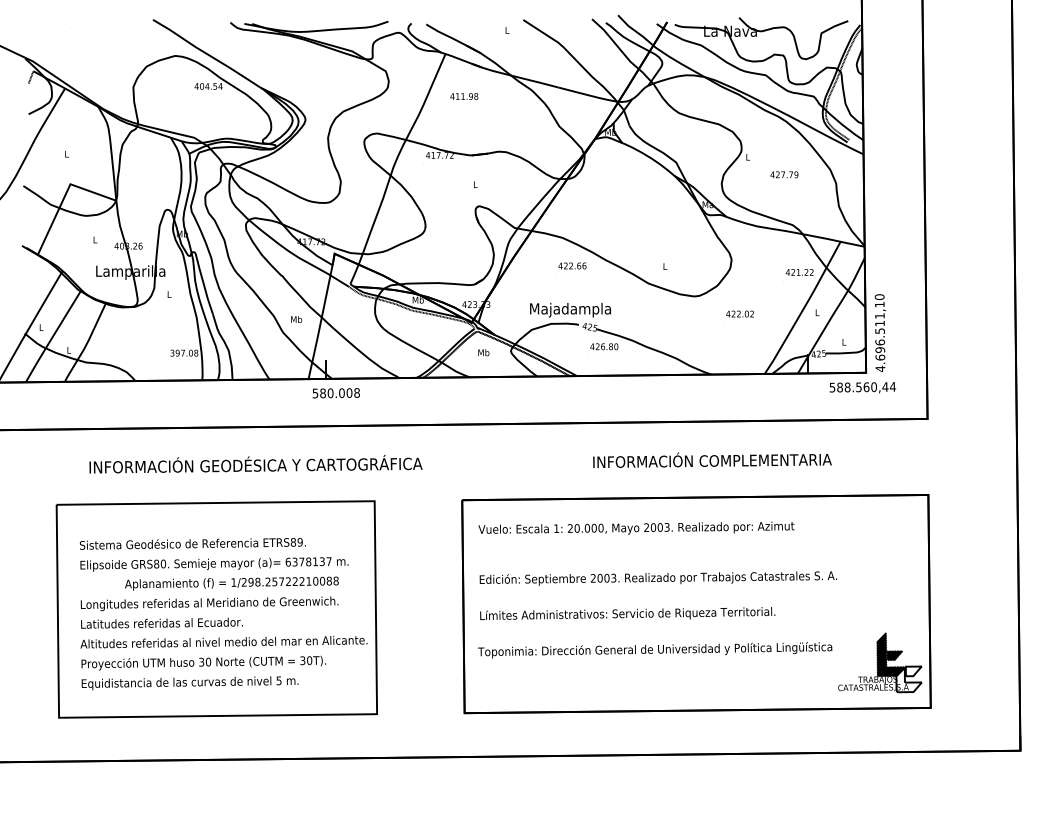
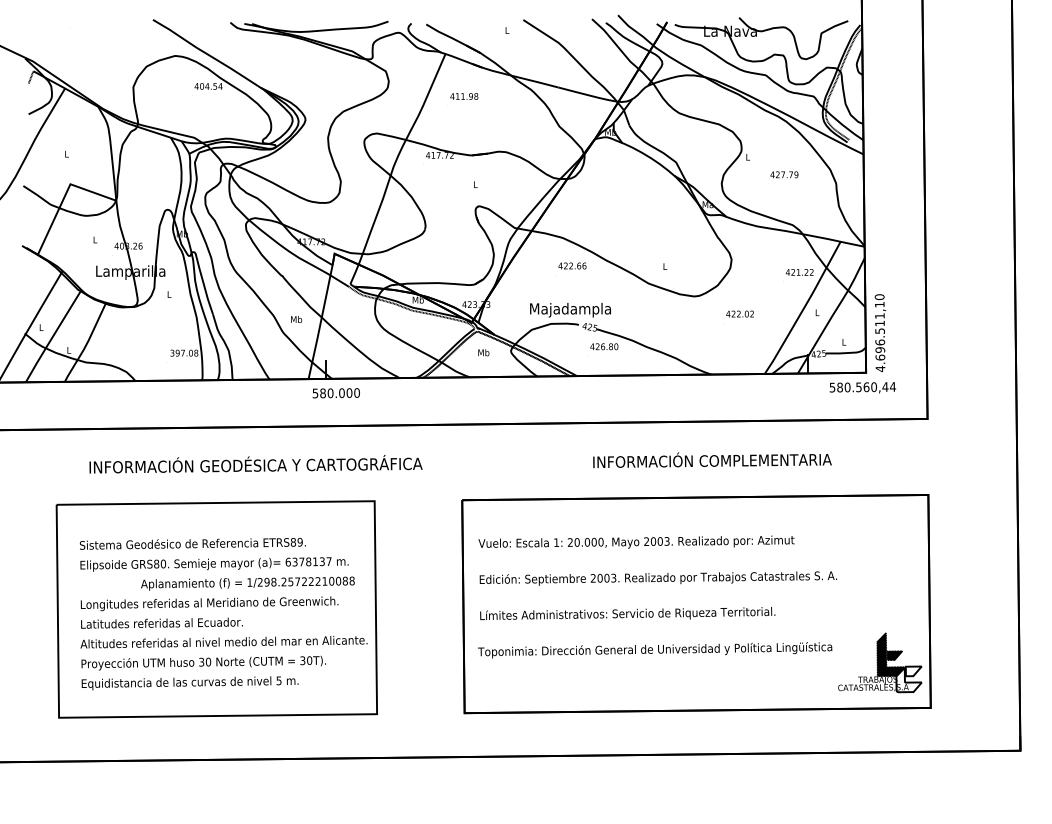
text: 588.560,44 -> 580.560,44 (847, 387)
text: 580.008 -> 580.000 (356, 392)
text position: (636, 527) -> (636, 541) (636, 541)
text position: (231, 583) -> (247, 583) (247, 583)
